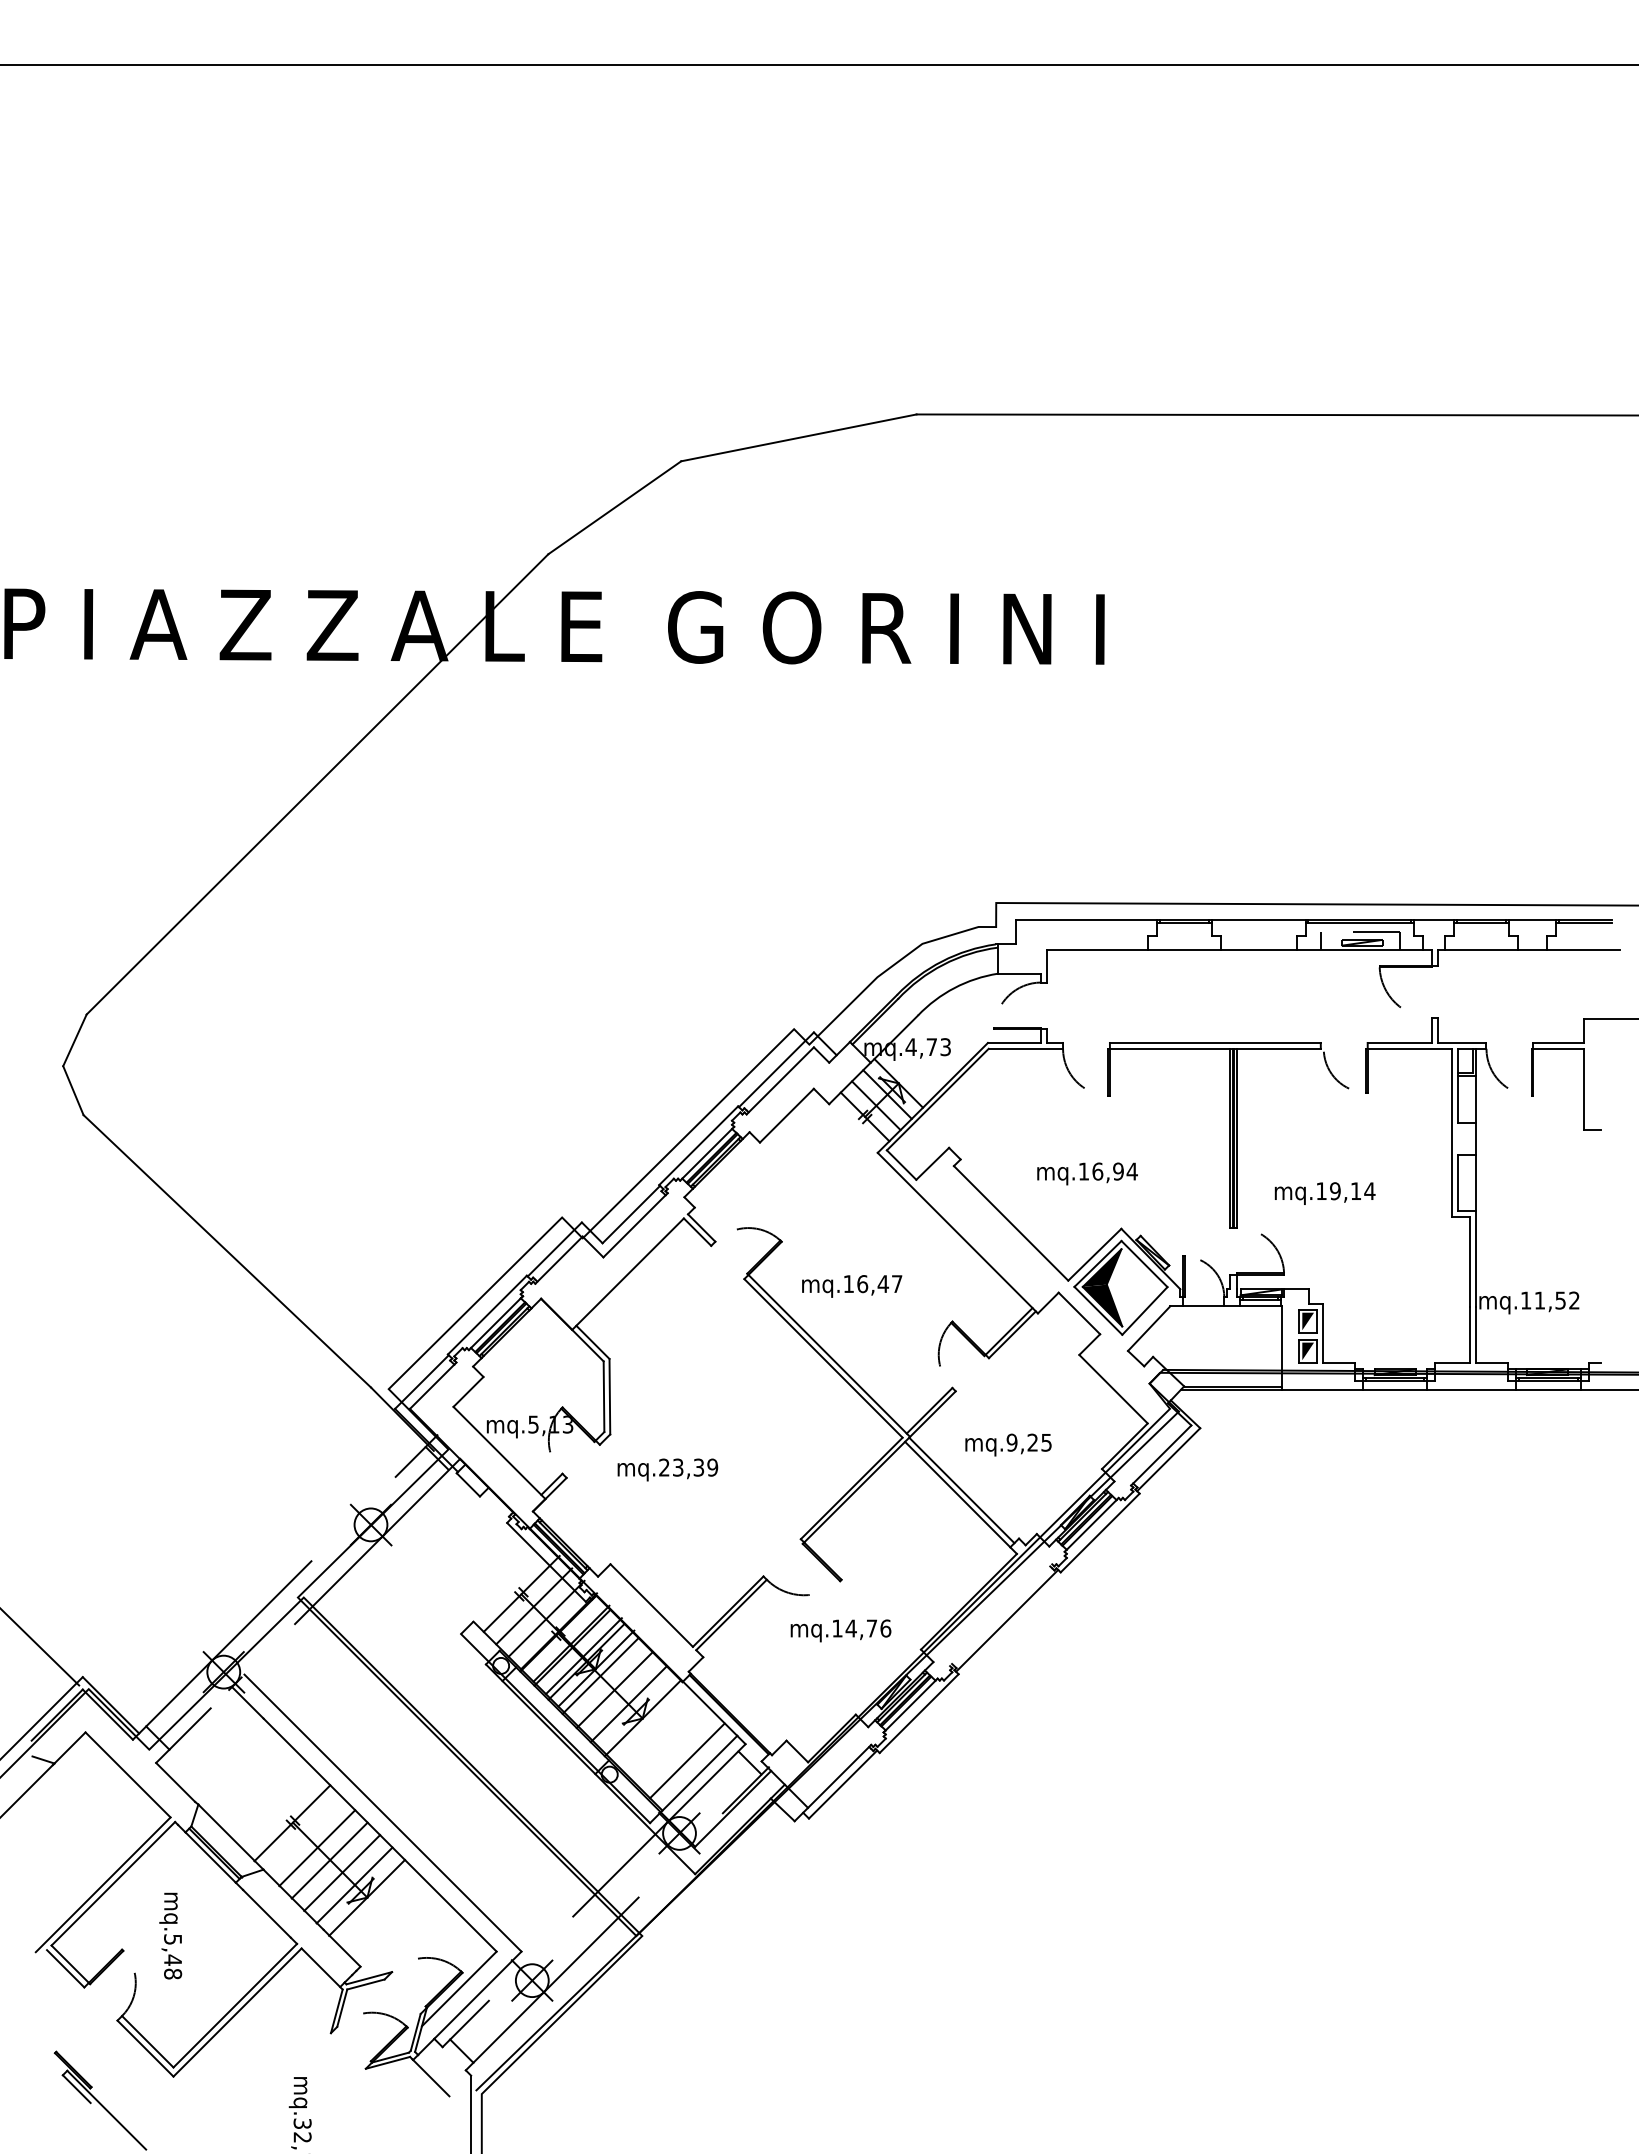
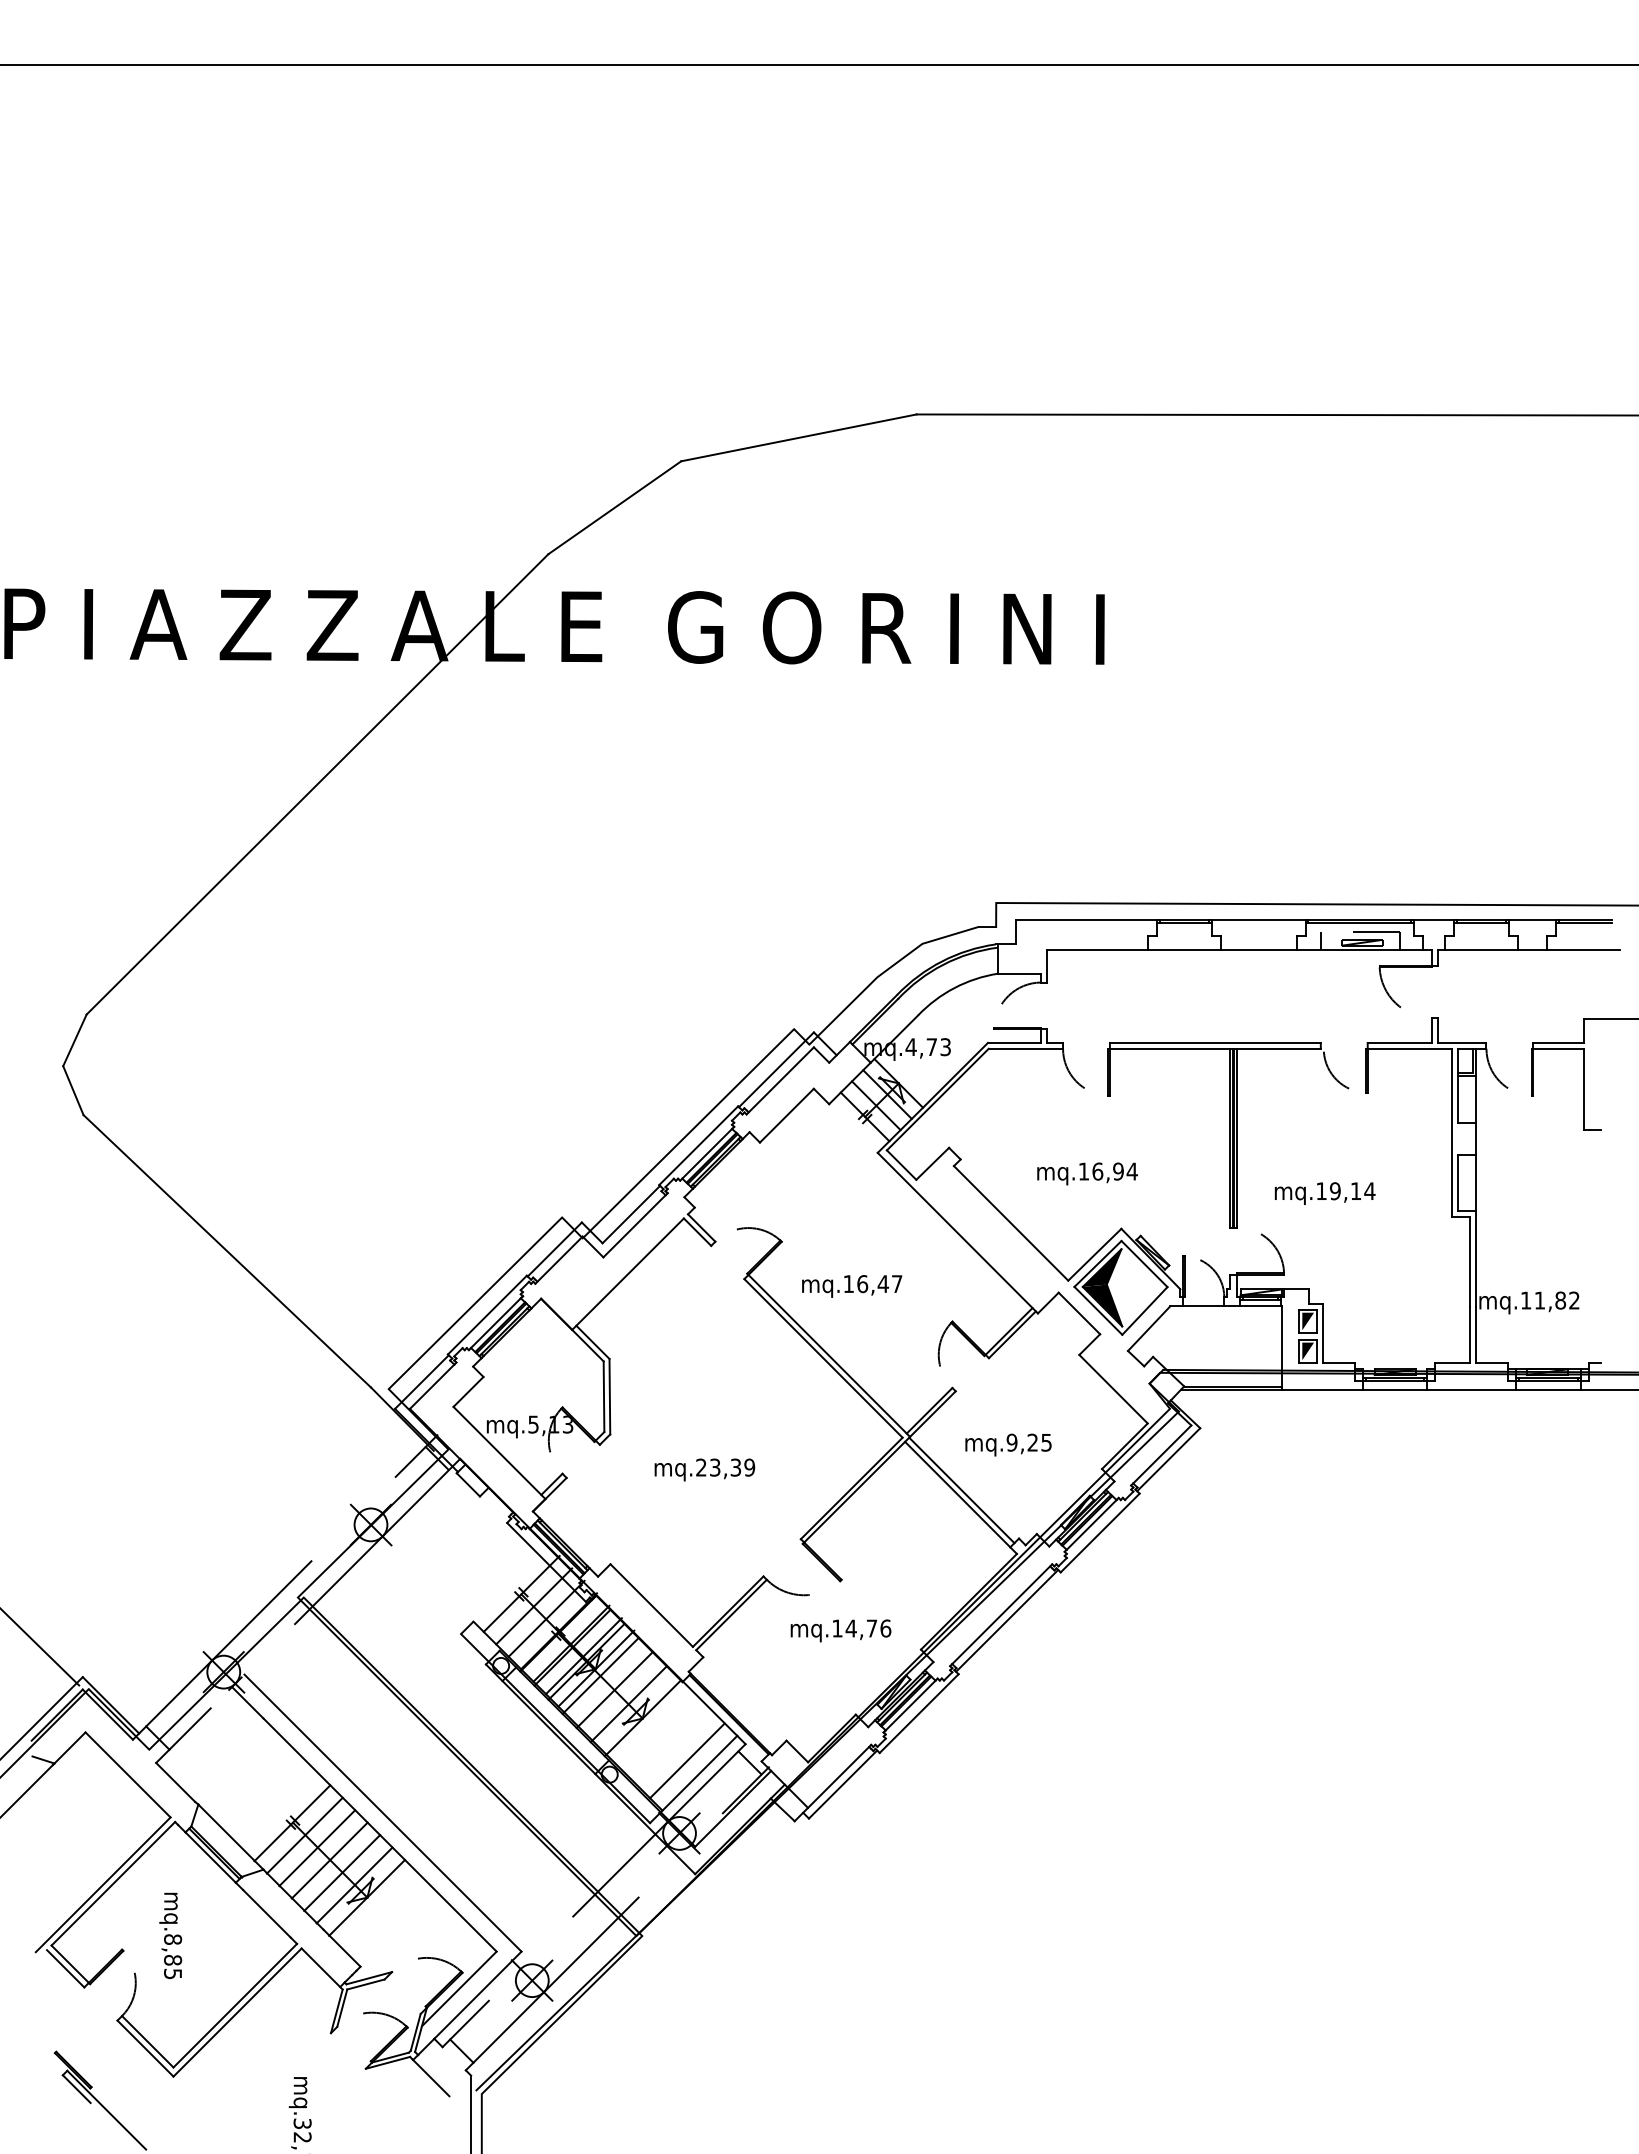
text: mq.11,52 -> mq.11,82 (1560, 1300)
text position: (667, 1469) -> (704, 1469) (704, 1469)
line: none -> present (1001, 1615)
line: none -> present (304, 1835)
text: mq.5,48 -> mq.8,85 (173, 1956)
